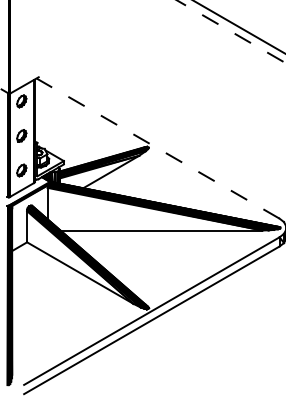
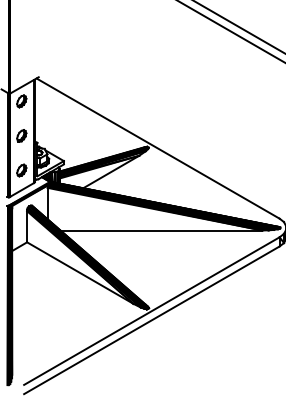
line: dashed -> solid (231, 31)
line: dashed -> solid (157, 148)
